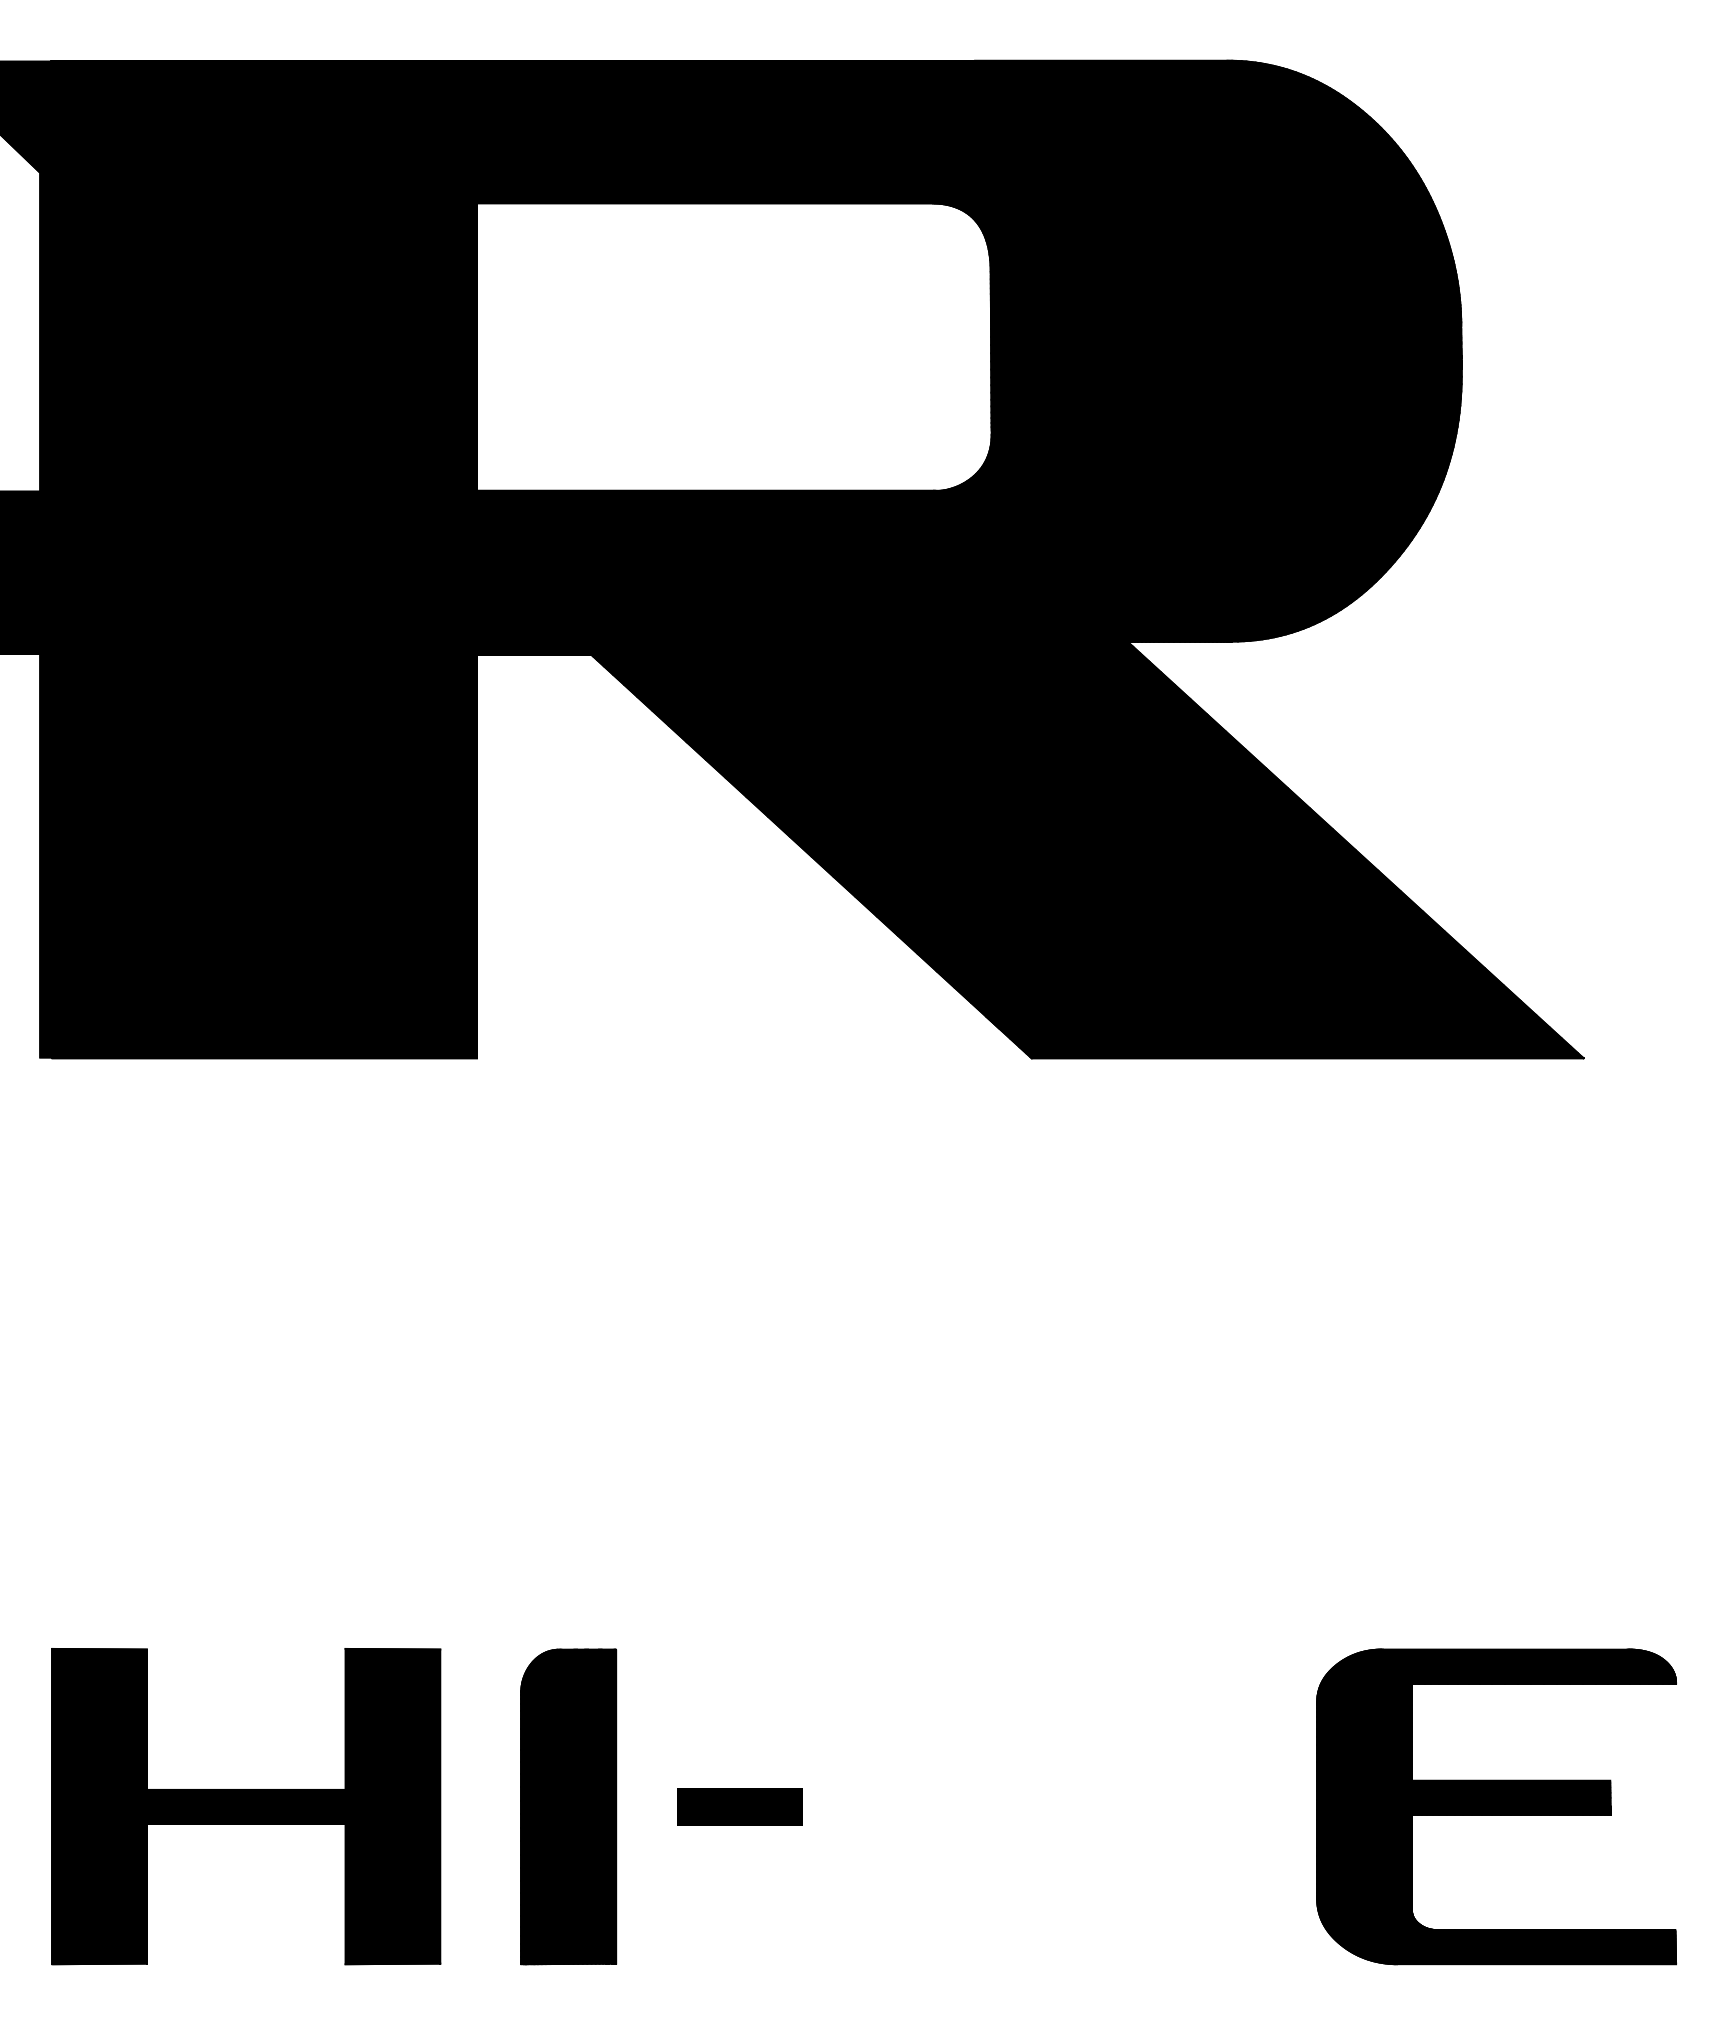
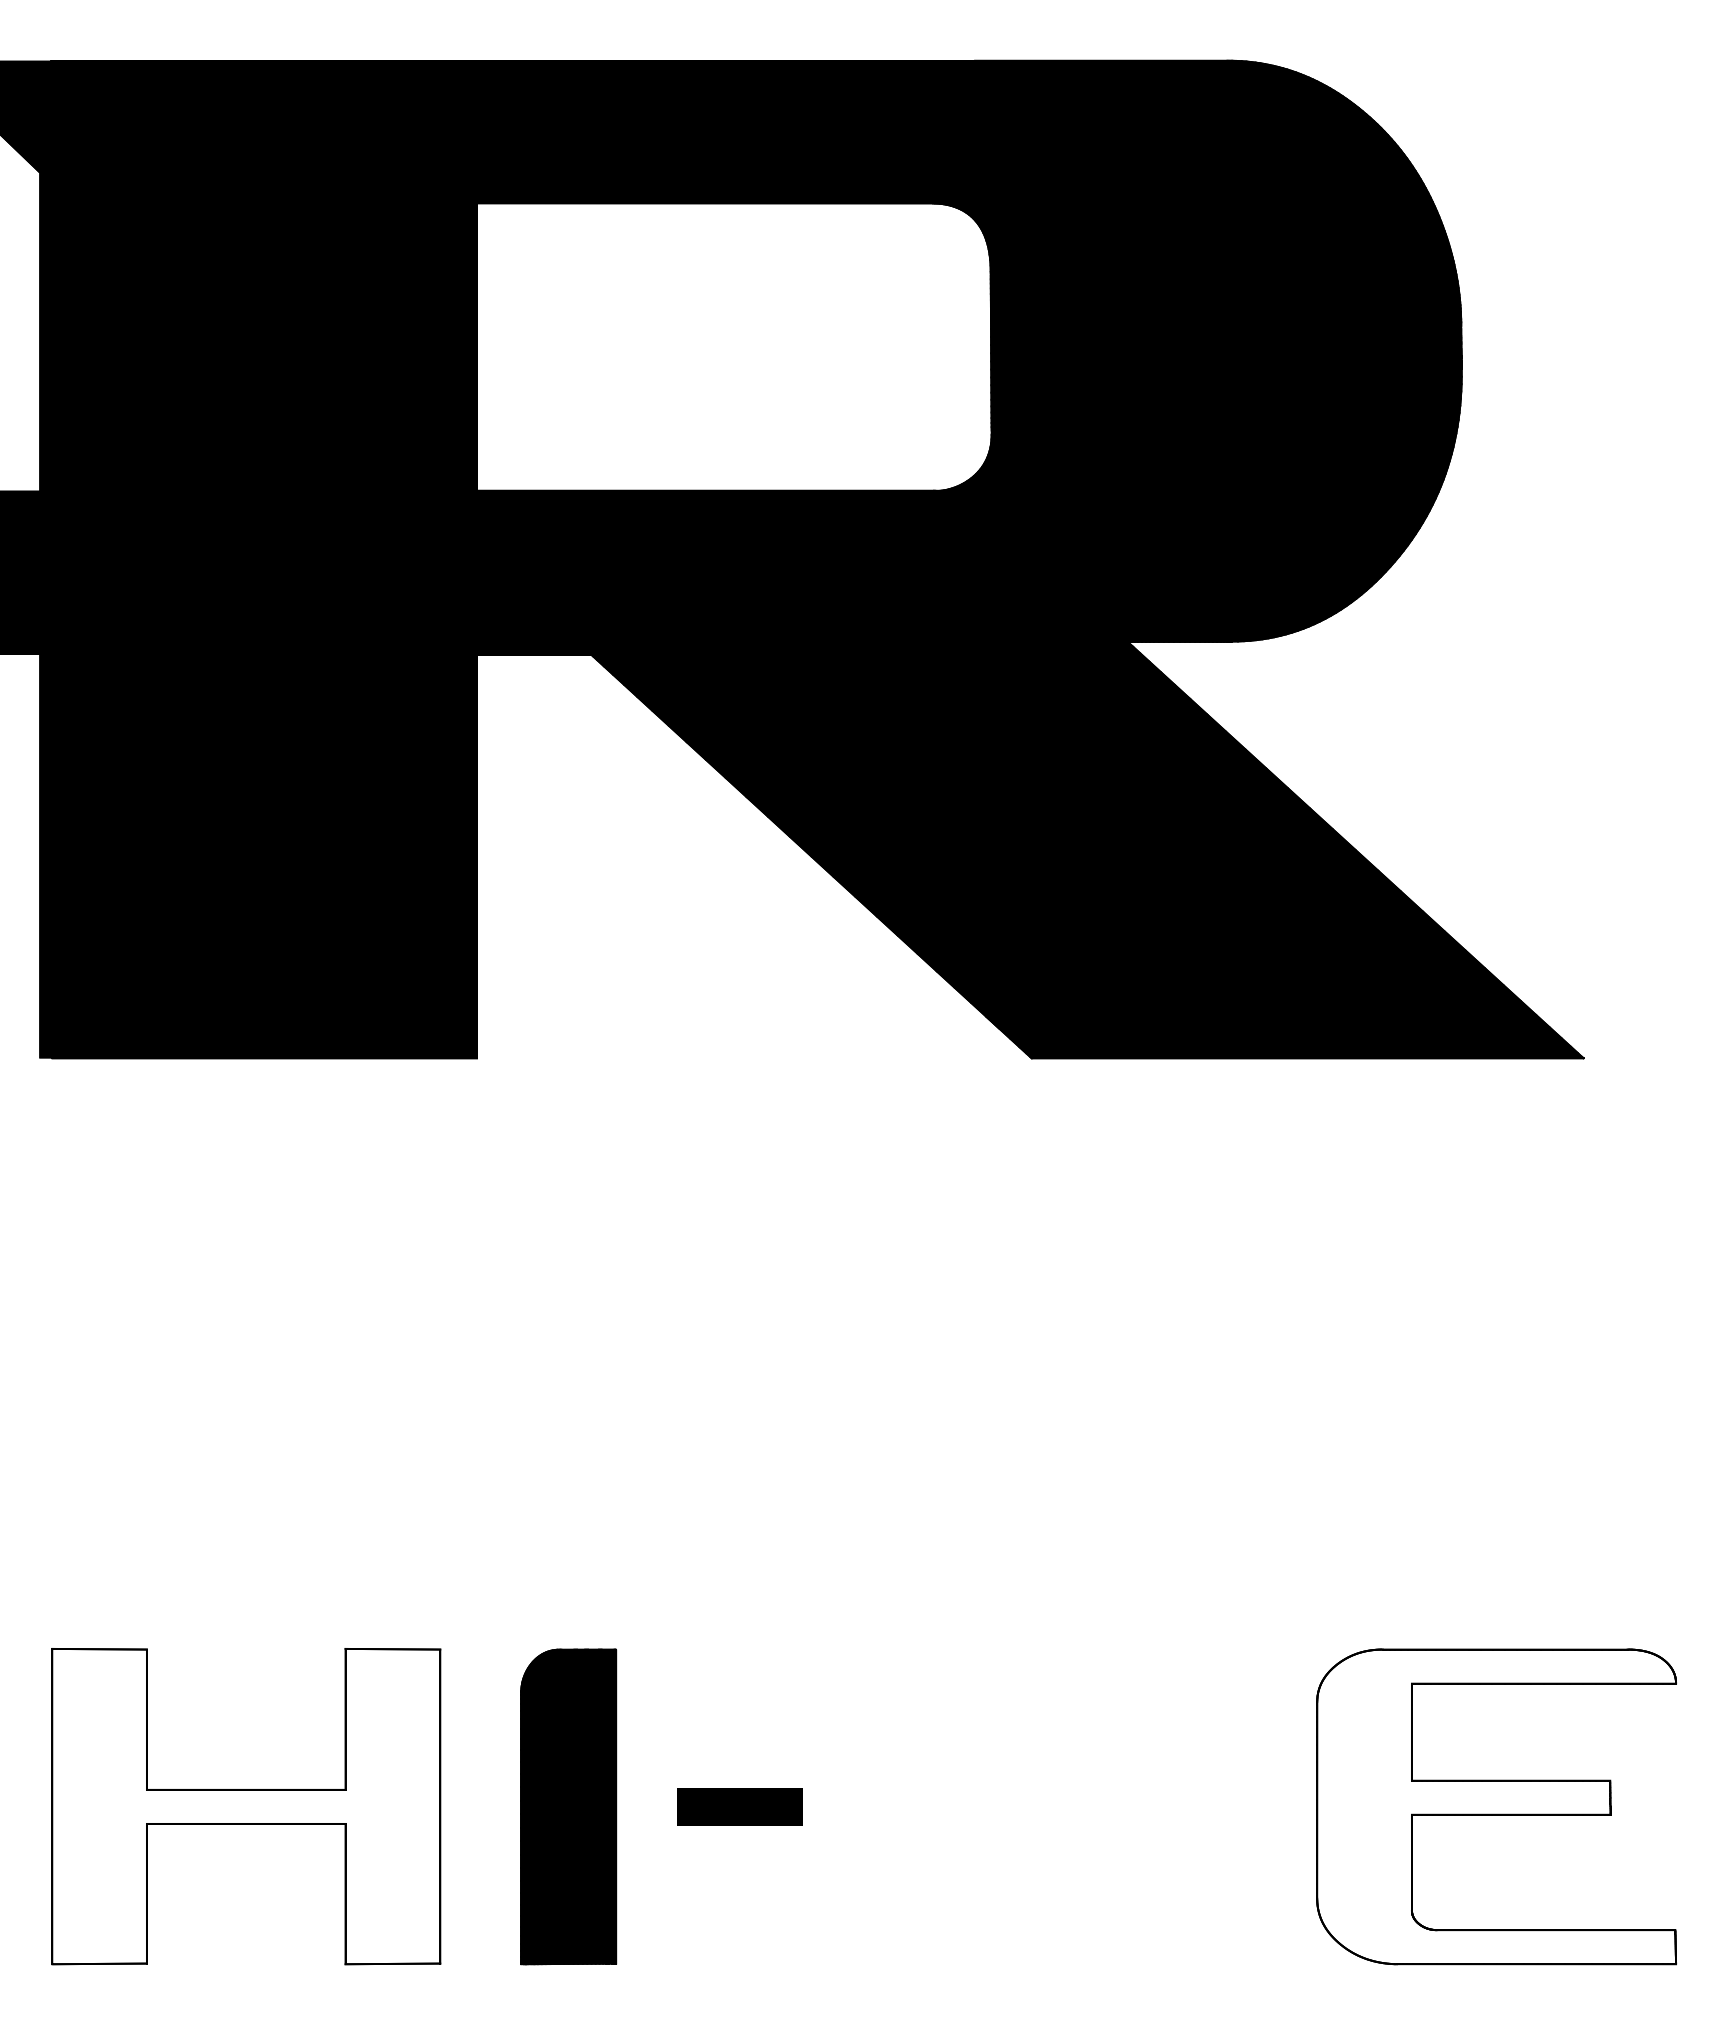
fill: present -> none (246, 1806)
fill: present -> none (1496, 1806)
